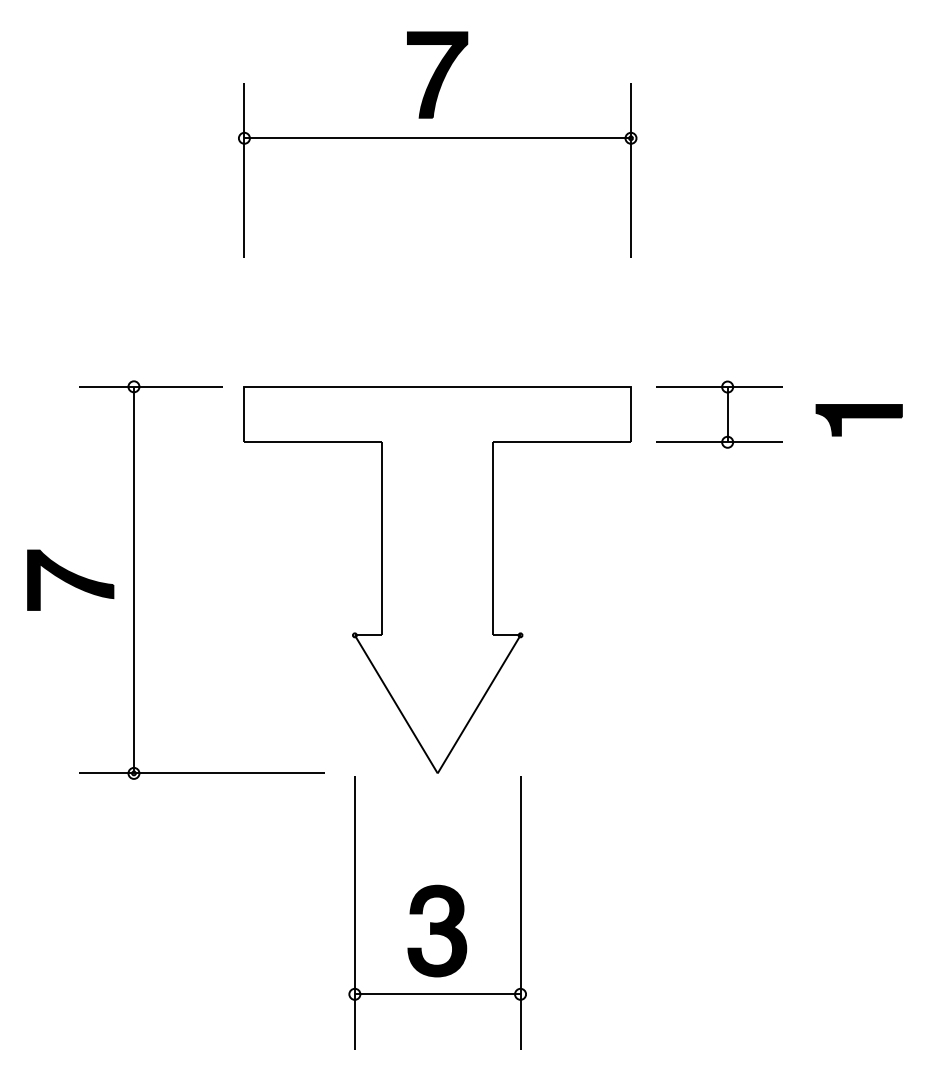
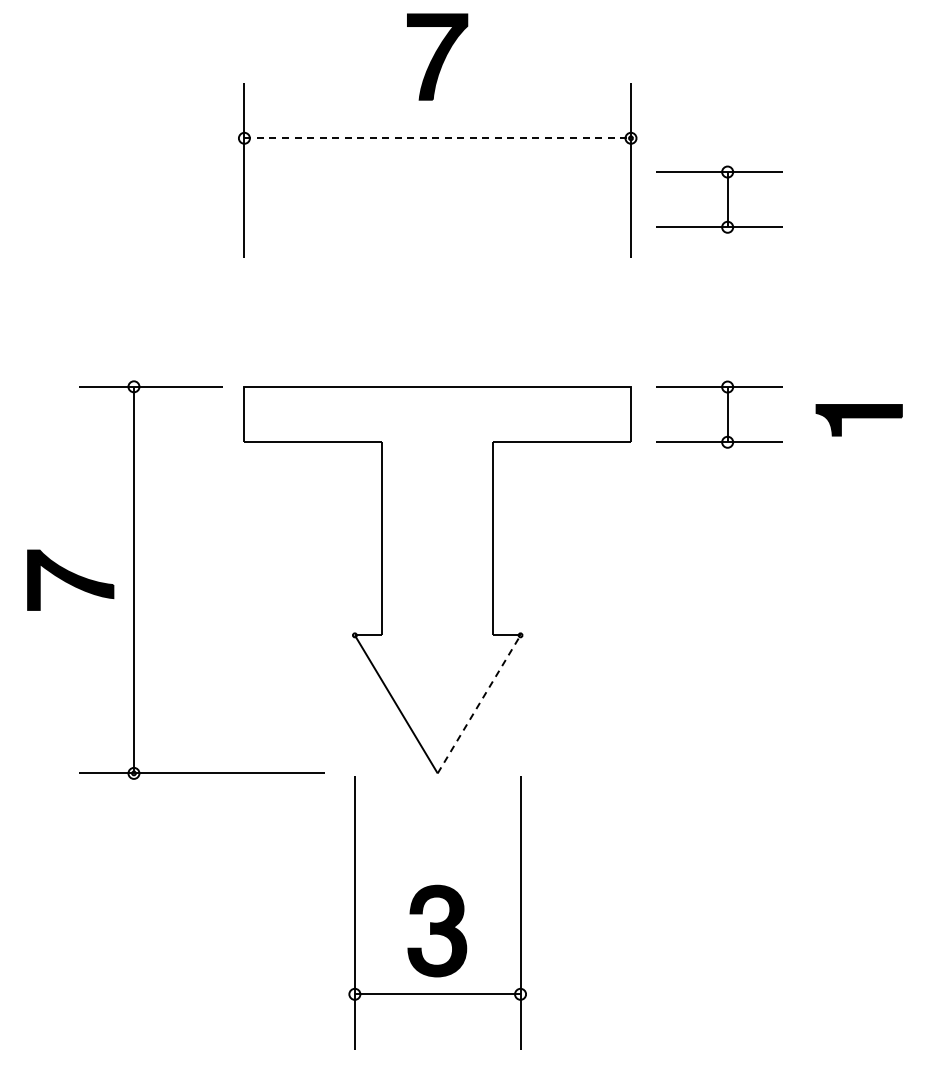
part position: (437, 74) -> (437, 56) (437, 56)
line: solid -> dashed (438, 138)
part: none -> present (727, 199)
line: solid -> dashed (479, 704)
